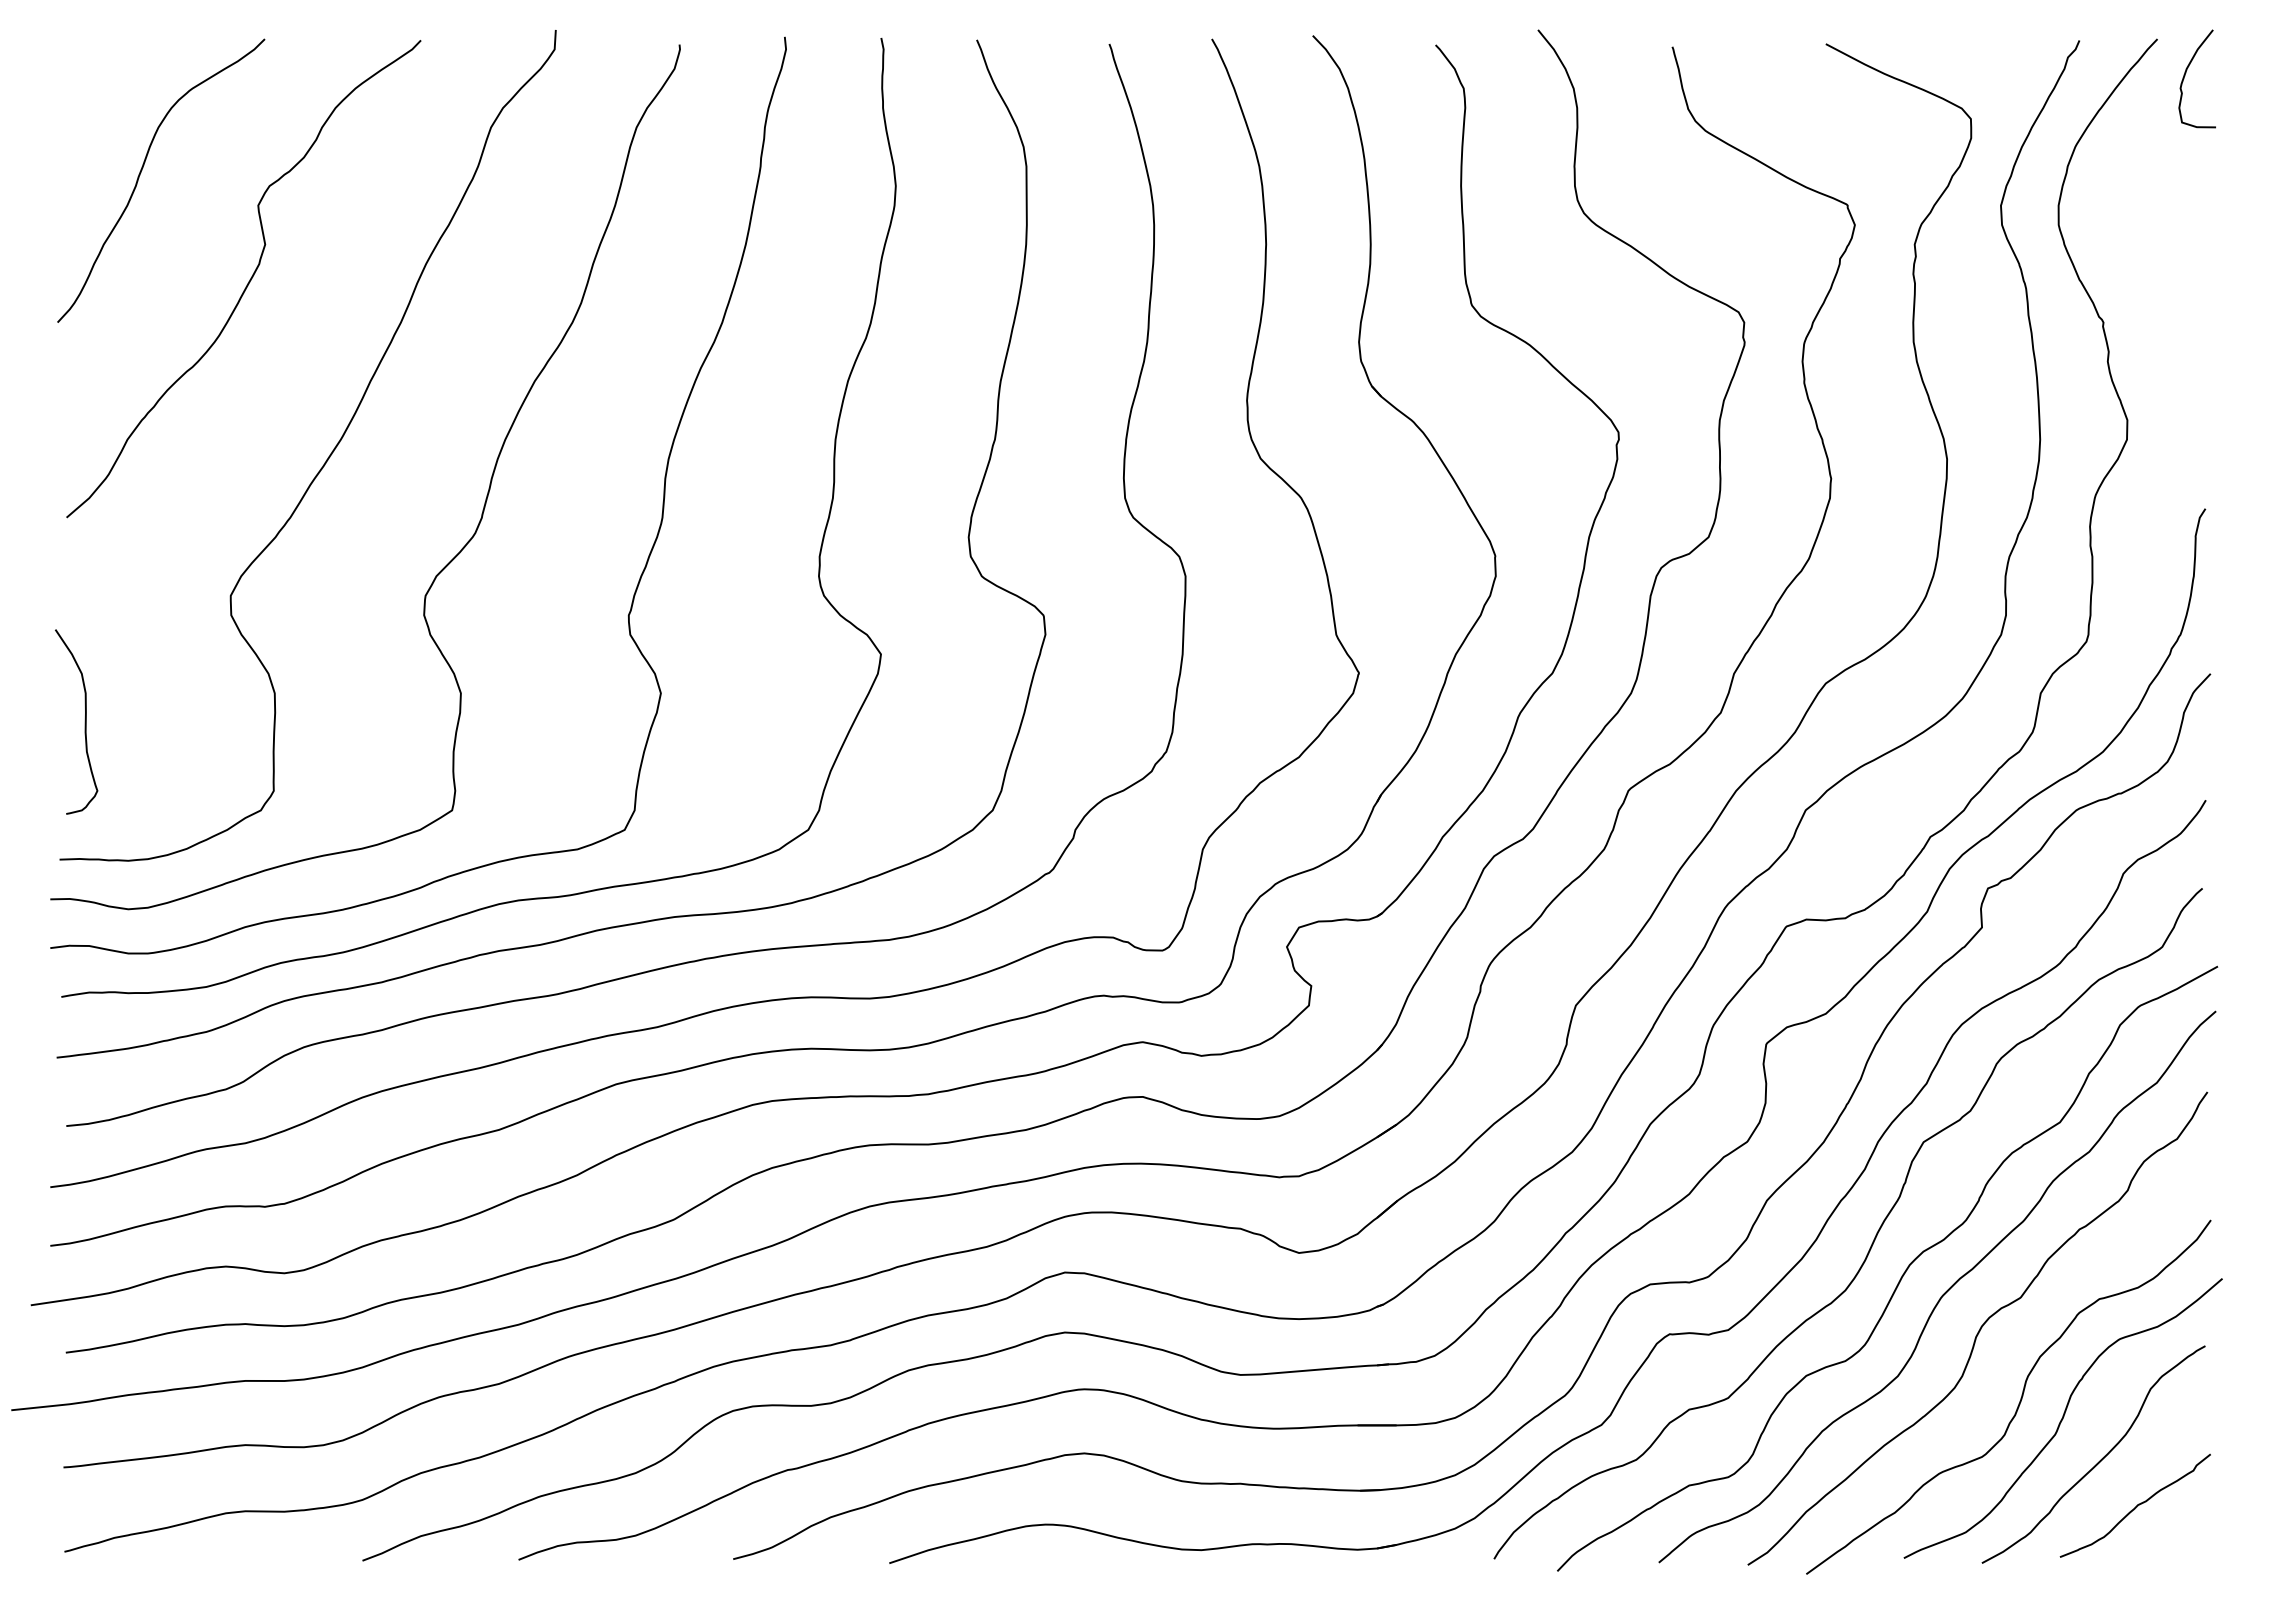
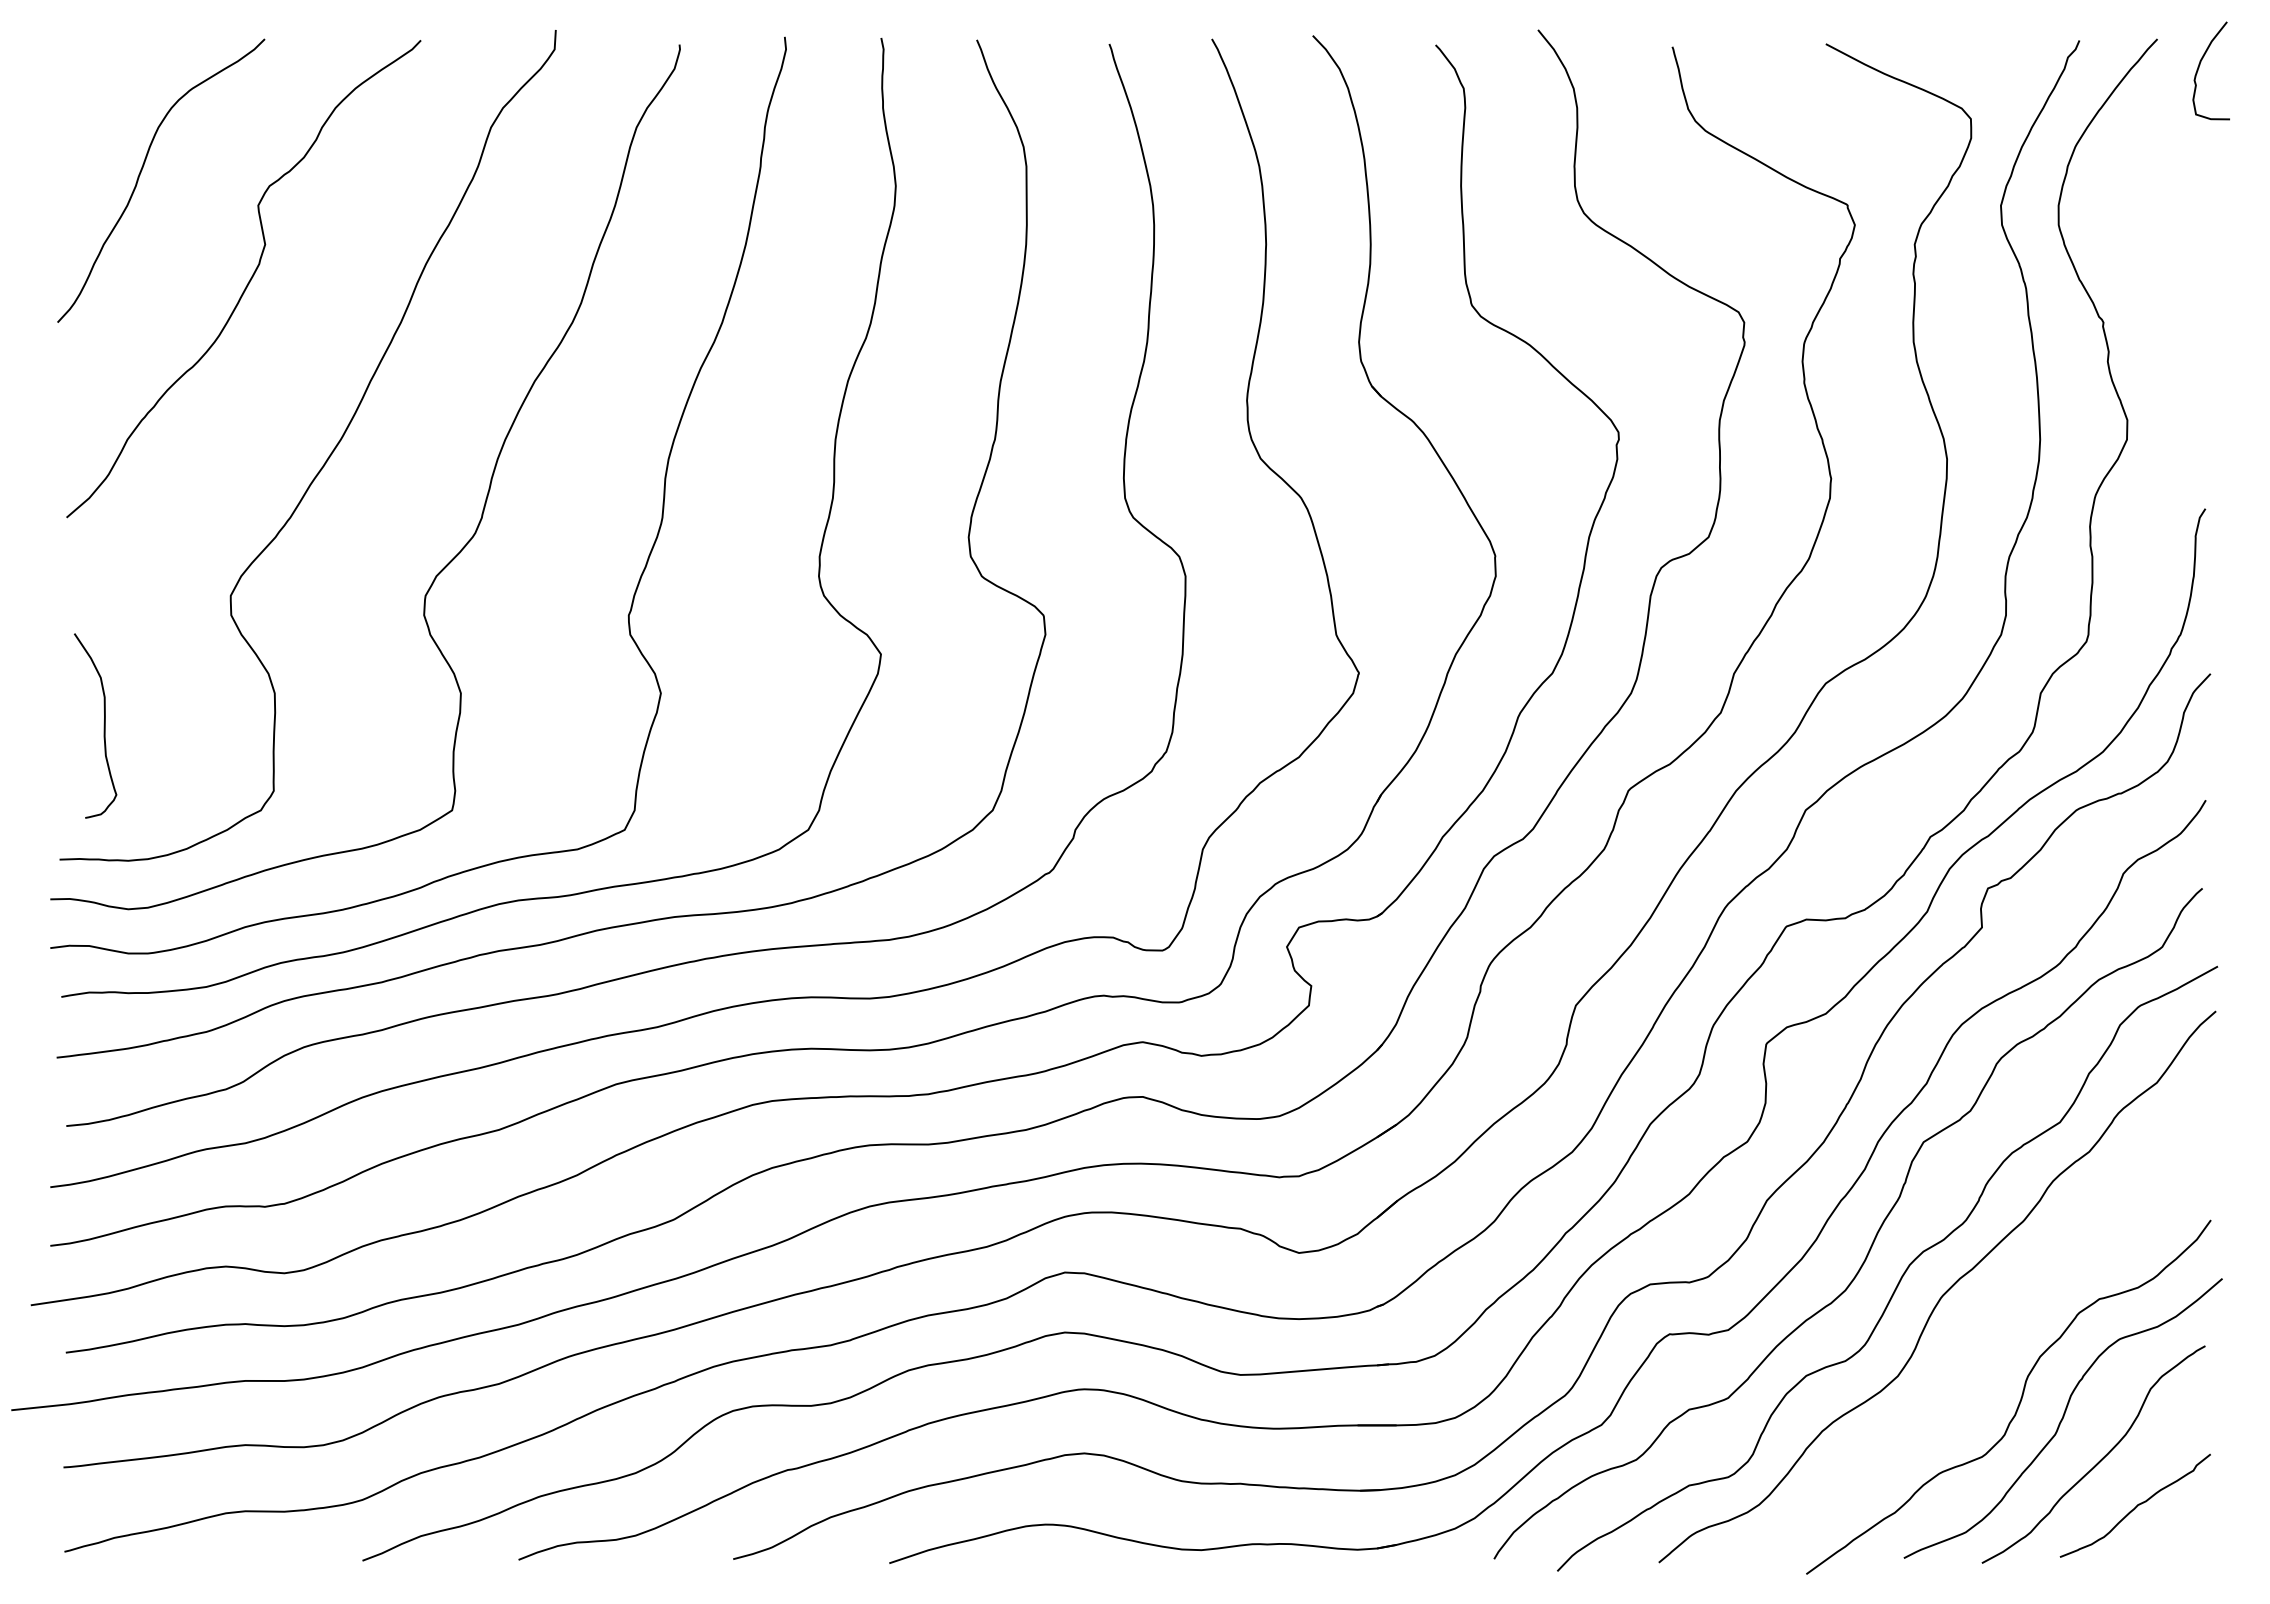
curve position: (2186, 73) -> (2200, 65) (2200, 65)
curve position: (84, 721) -> (103, 725) (103, 725)
curve: present -> none (1979, 1328)
